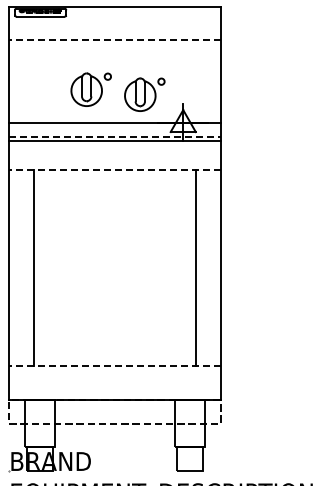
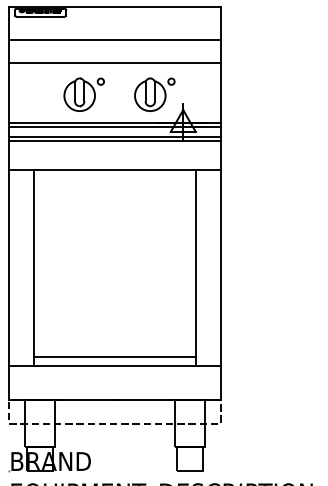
line: dashed -> solid (115, 40)
line: none -> present (114, 63)
part position: (90, 89) -> (83, 94) (83, 94)
part position: (144, 94) -> (154, 94) (154, 94)
line: none -> present (114, 127)
line: dashed -> solid (115, 136)
line: dashed -> solid (115, 169)
line: none -> present (114, 356)
line: dashed -> solid (115, 366)
